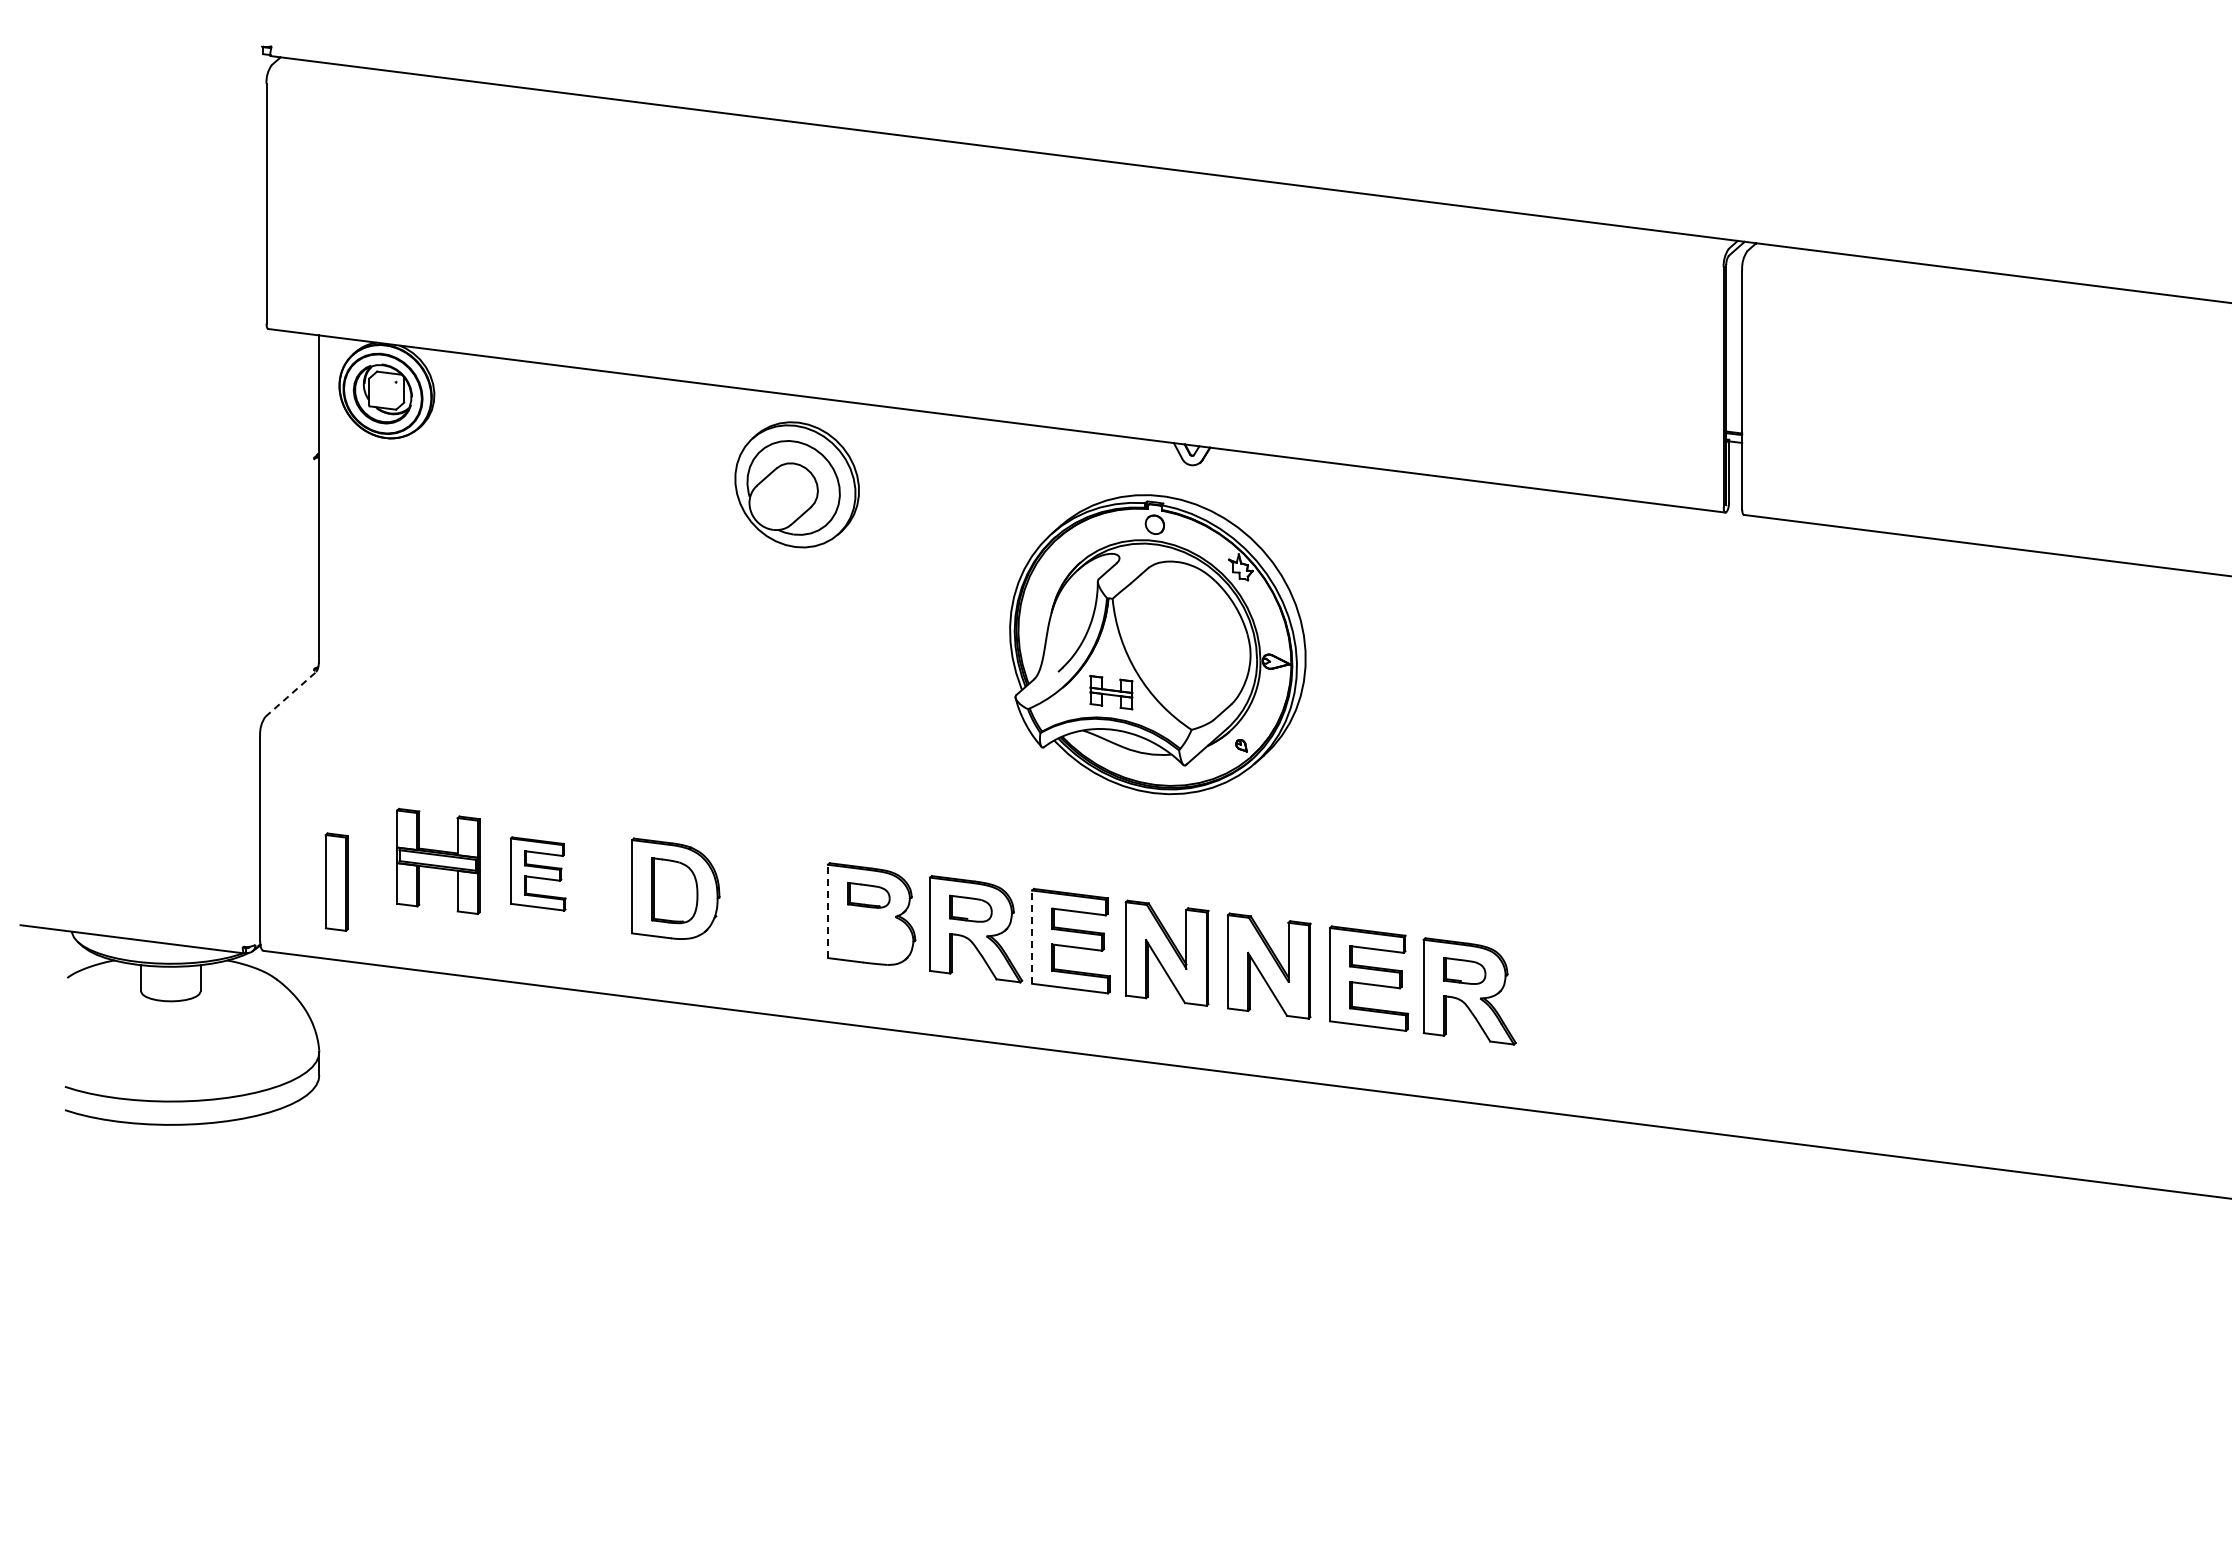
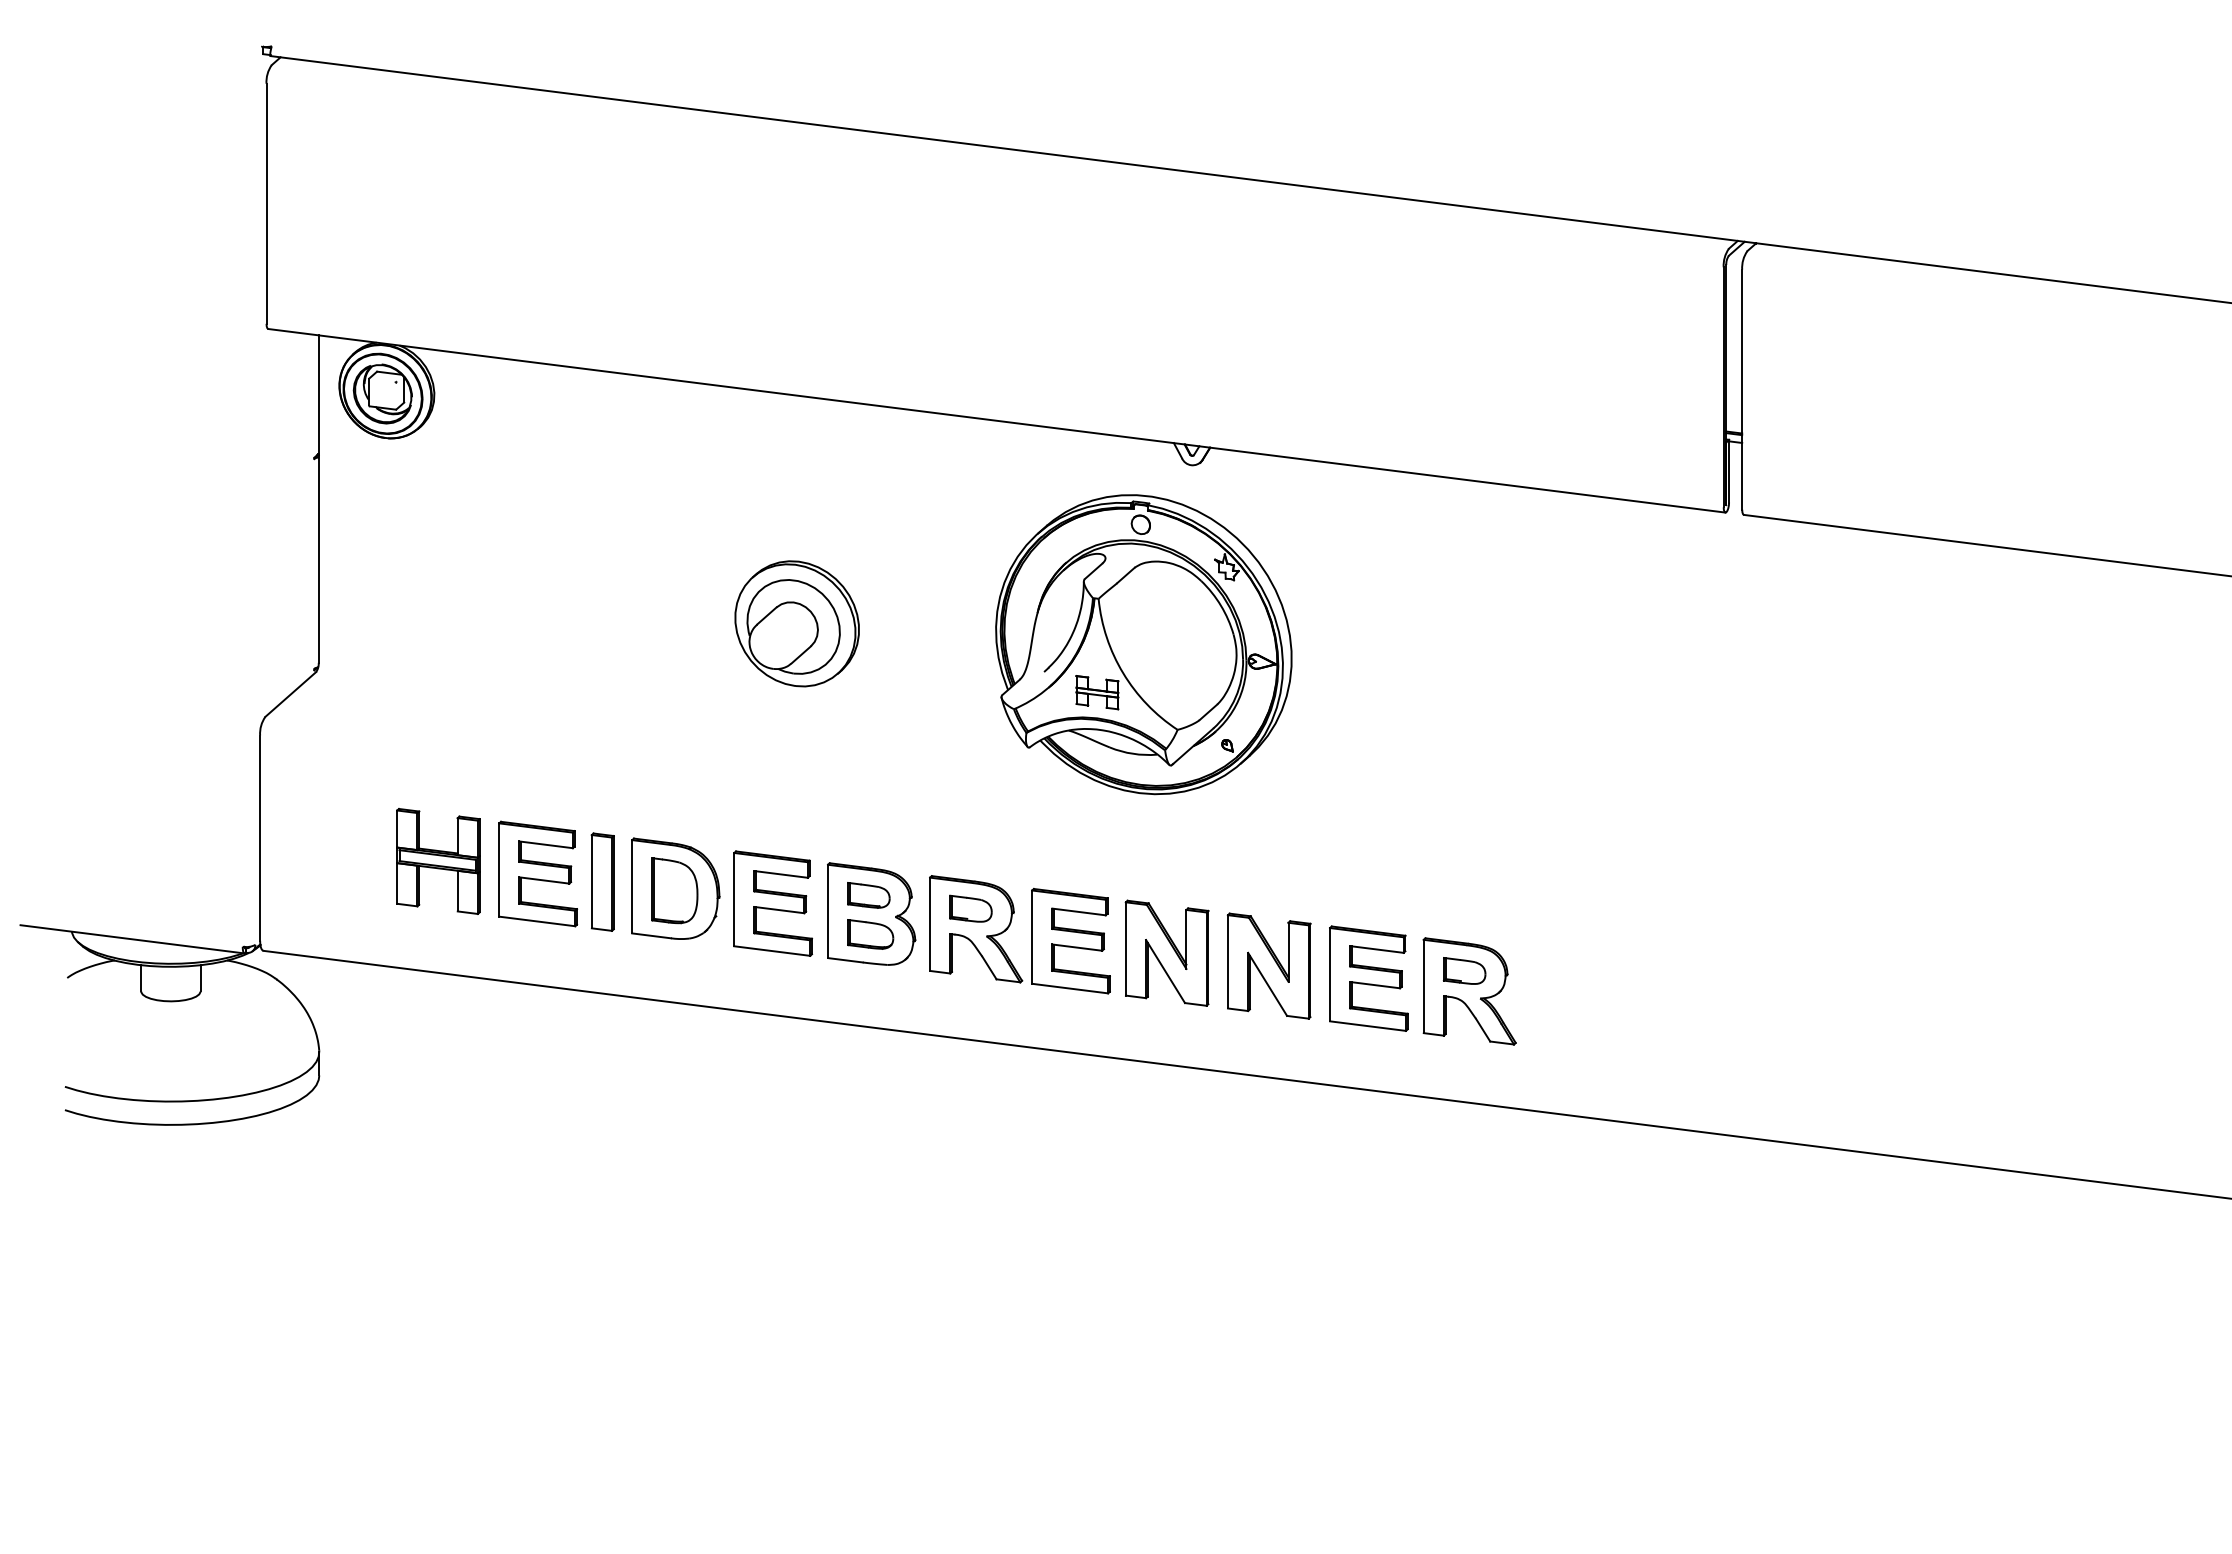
part position: (796, 484) -> (796, 623) (796, 623)
part position: (1157, 644) -> (1143, 644) (1143, 644)
line: dashed -> solid (290, 694)
part size: 57x76 px -> 81x108 px (538, 873)
part position: (336, 881) -> (602, 881) (602, 881)
part: none -> present (773, 903)
line: dashed -> solid (828, 911)
part: none -> present (870, 934)
line: dashed -> solid (1032, 937)
